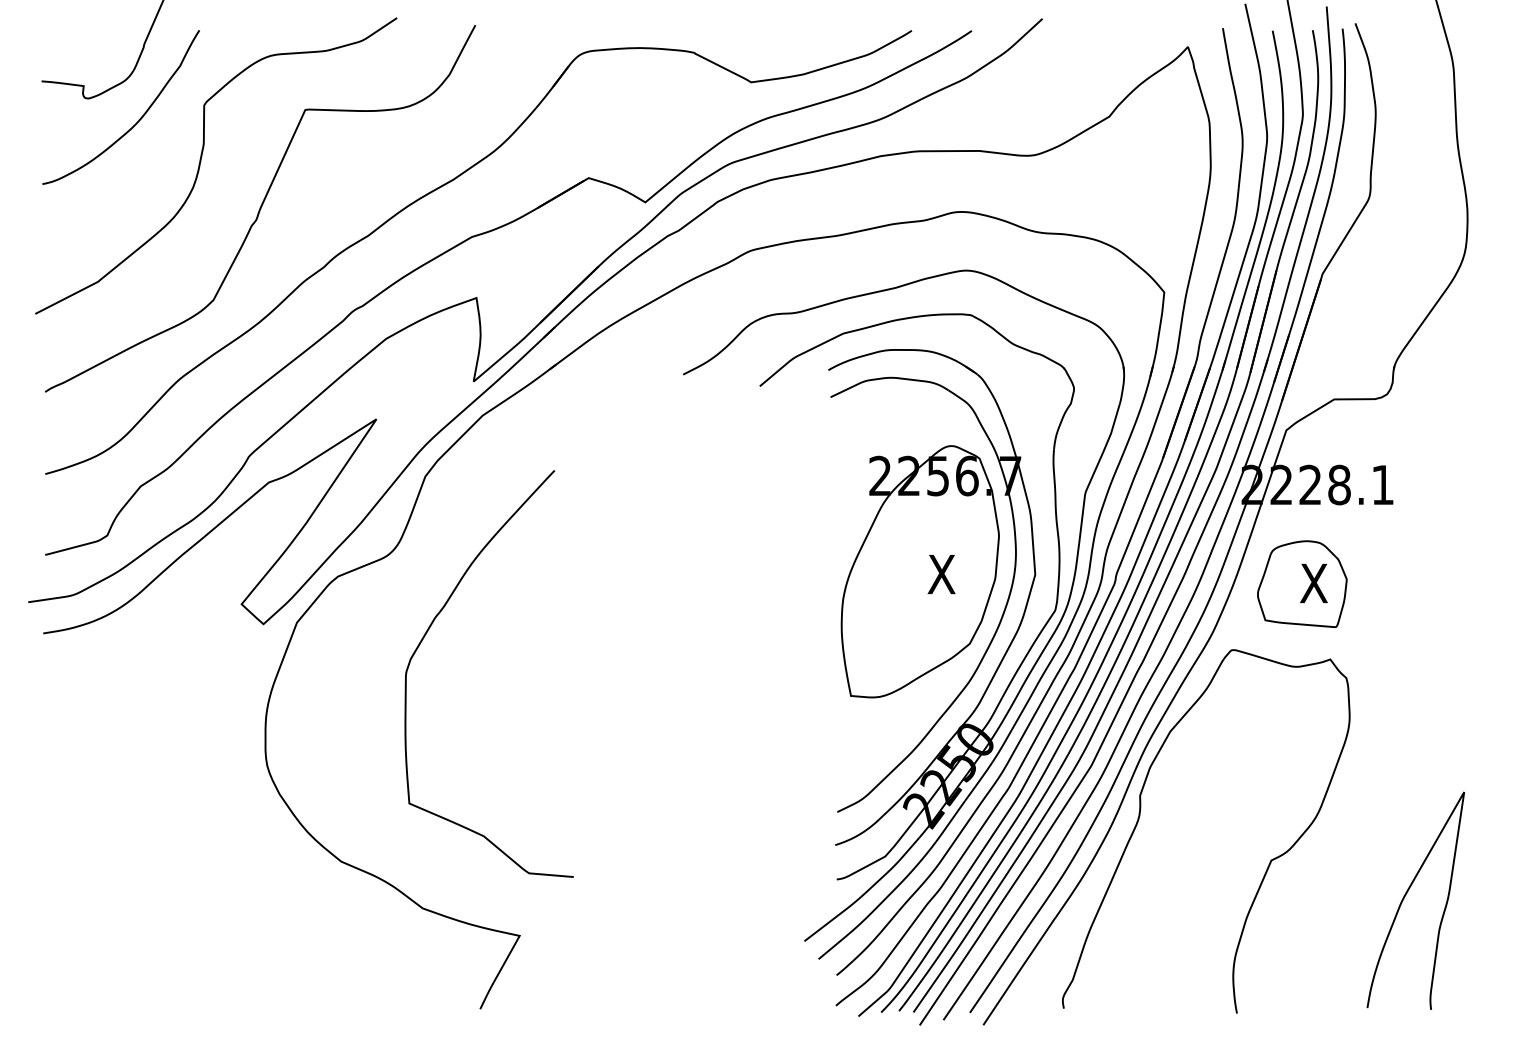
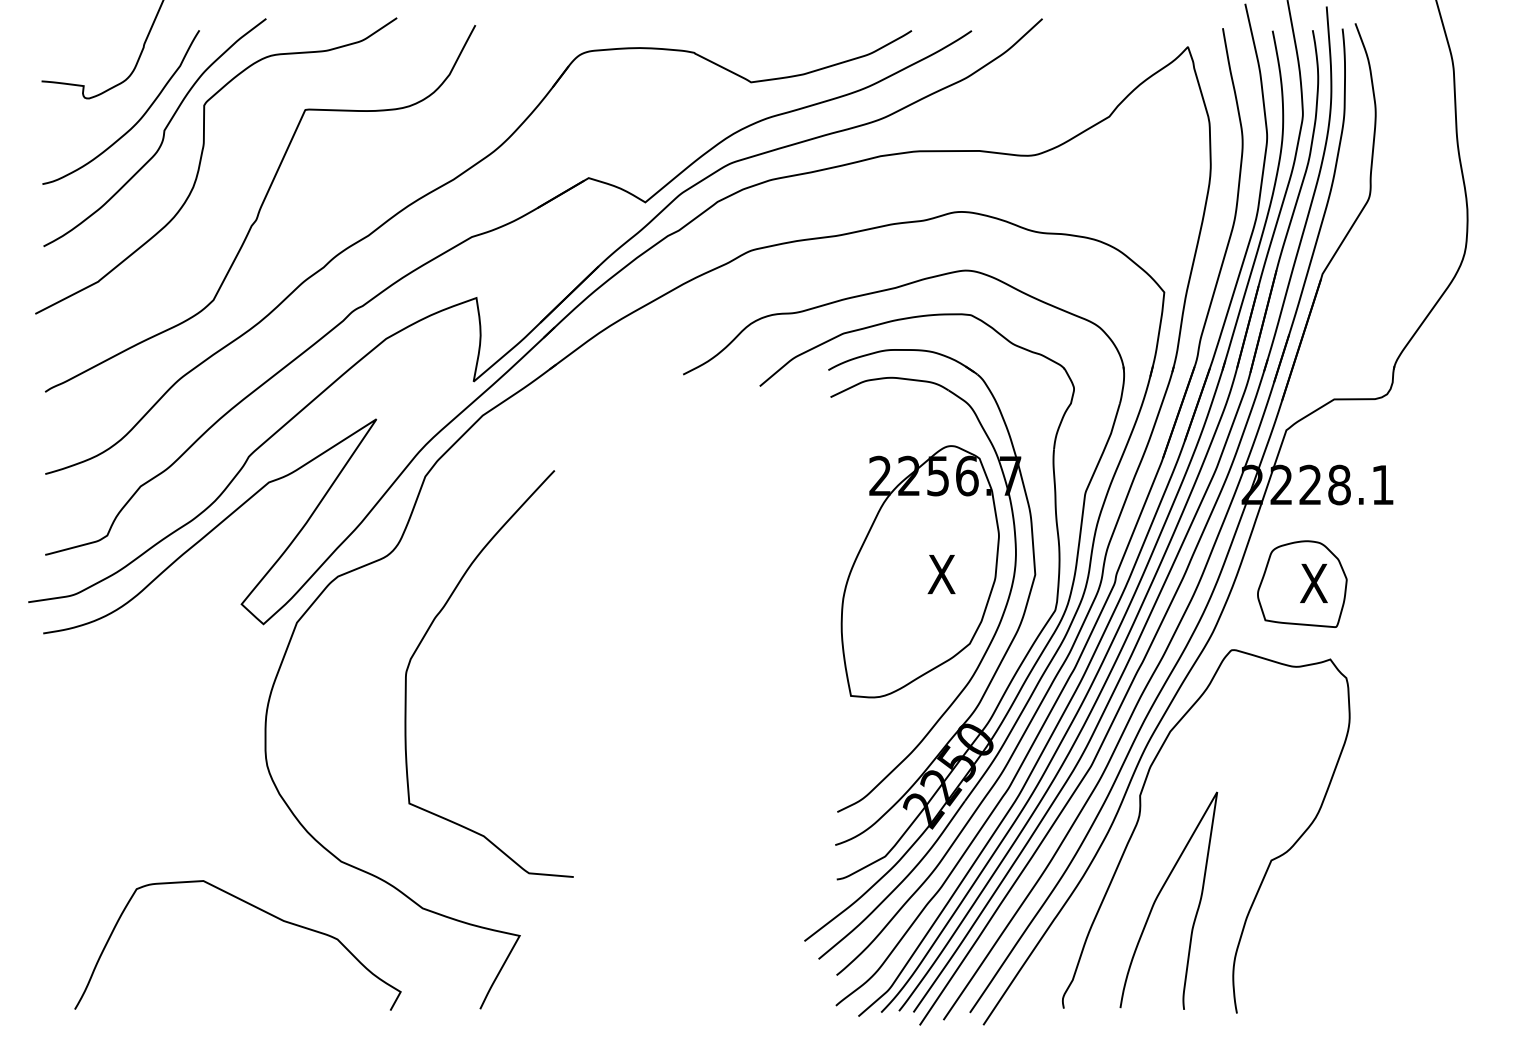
curve: none -> present (162, 136)
curve position: (1406, 895) -> (1159, 895) (1159, 895)
curve: none -> present (256, 908)
